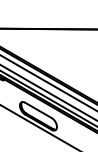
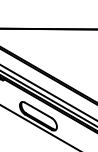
line: present -> none (48, 82)
